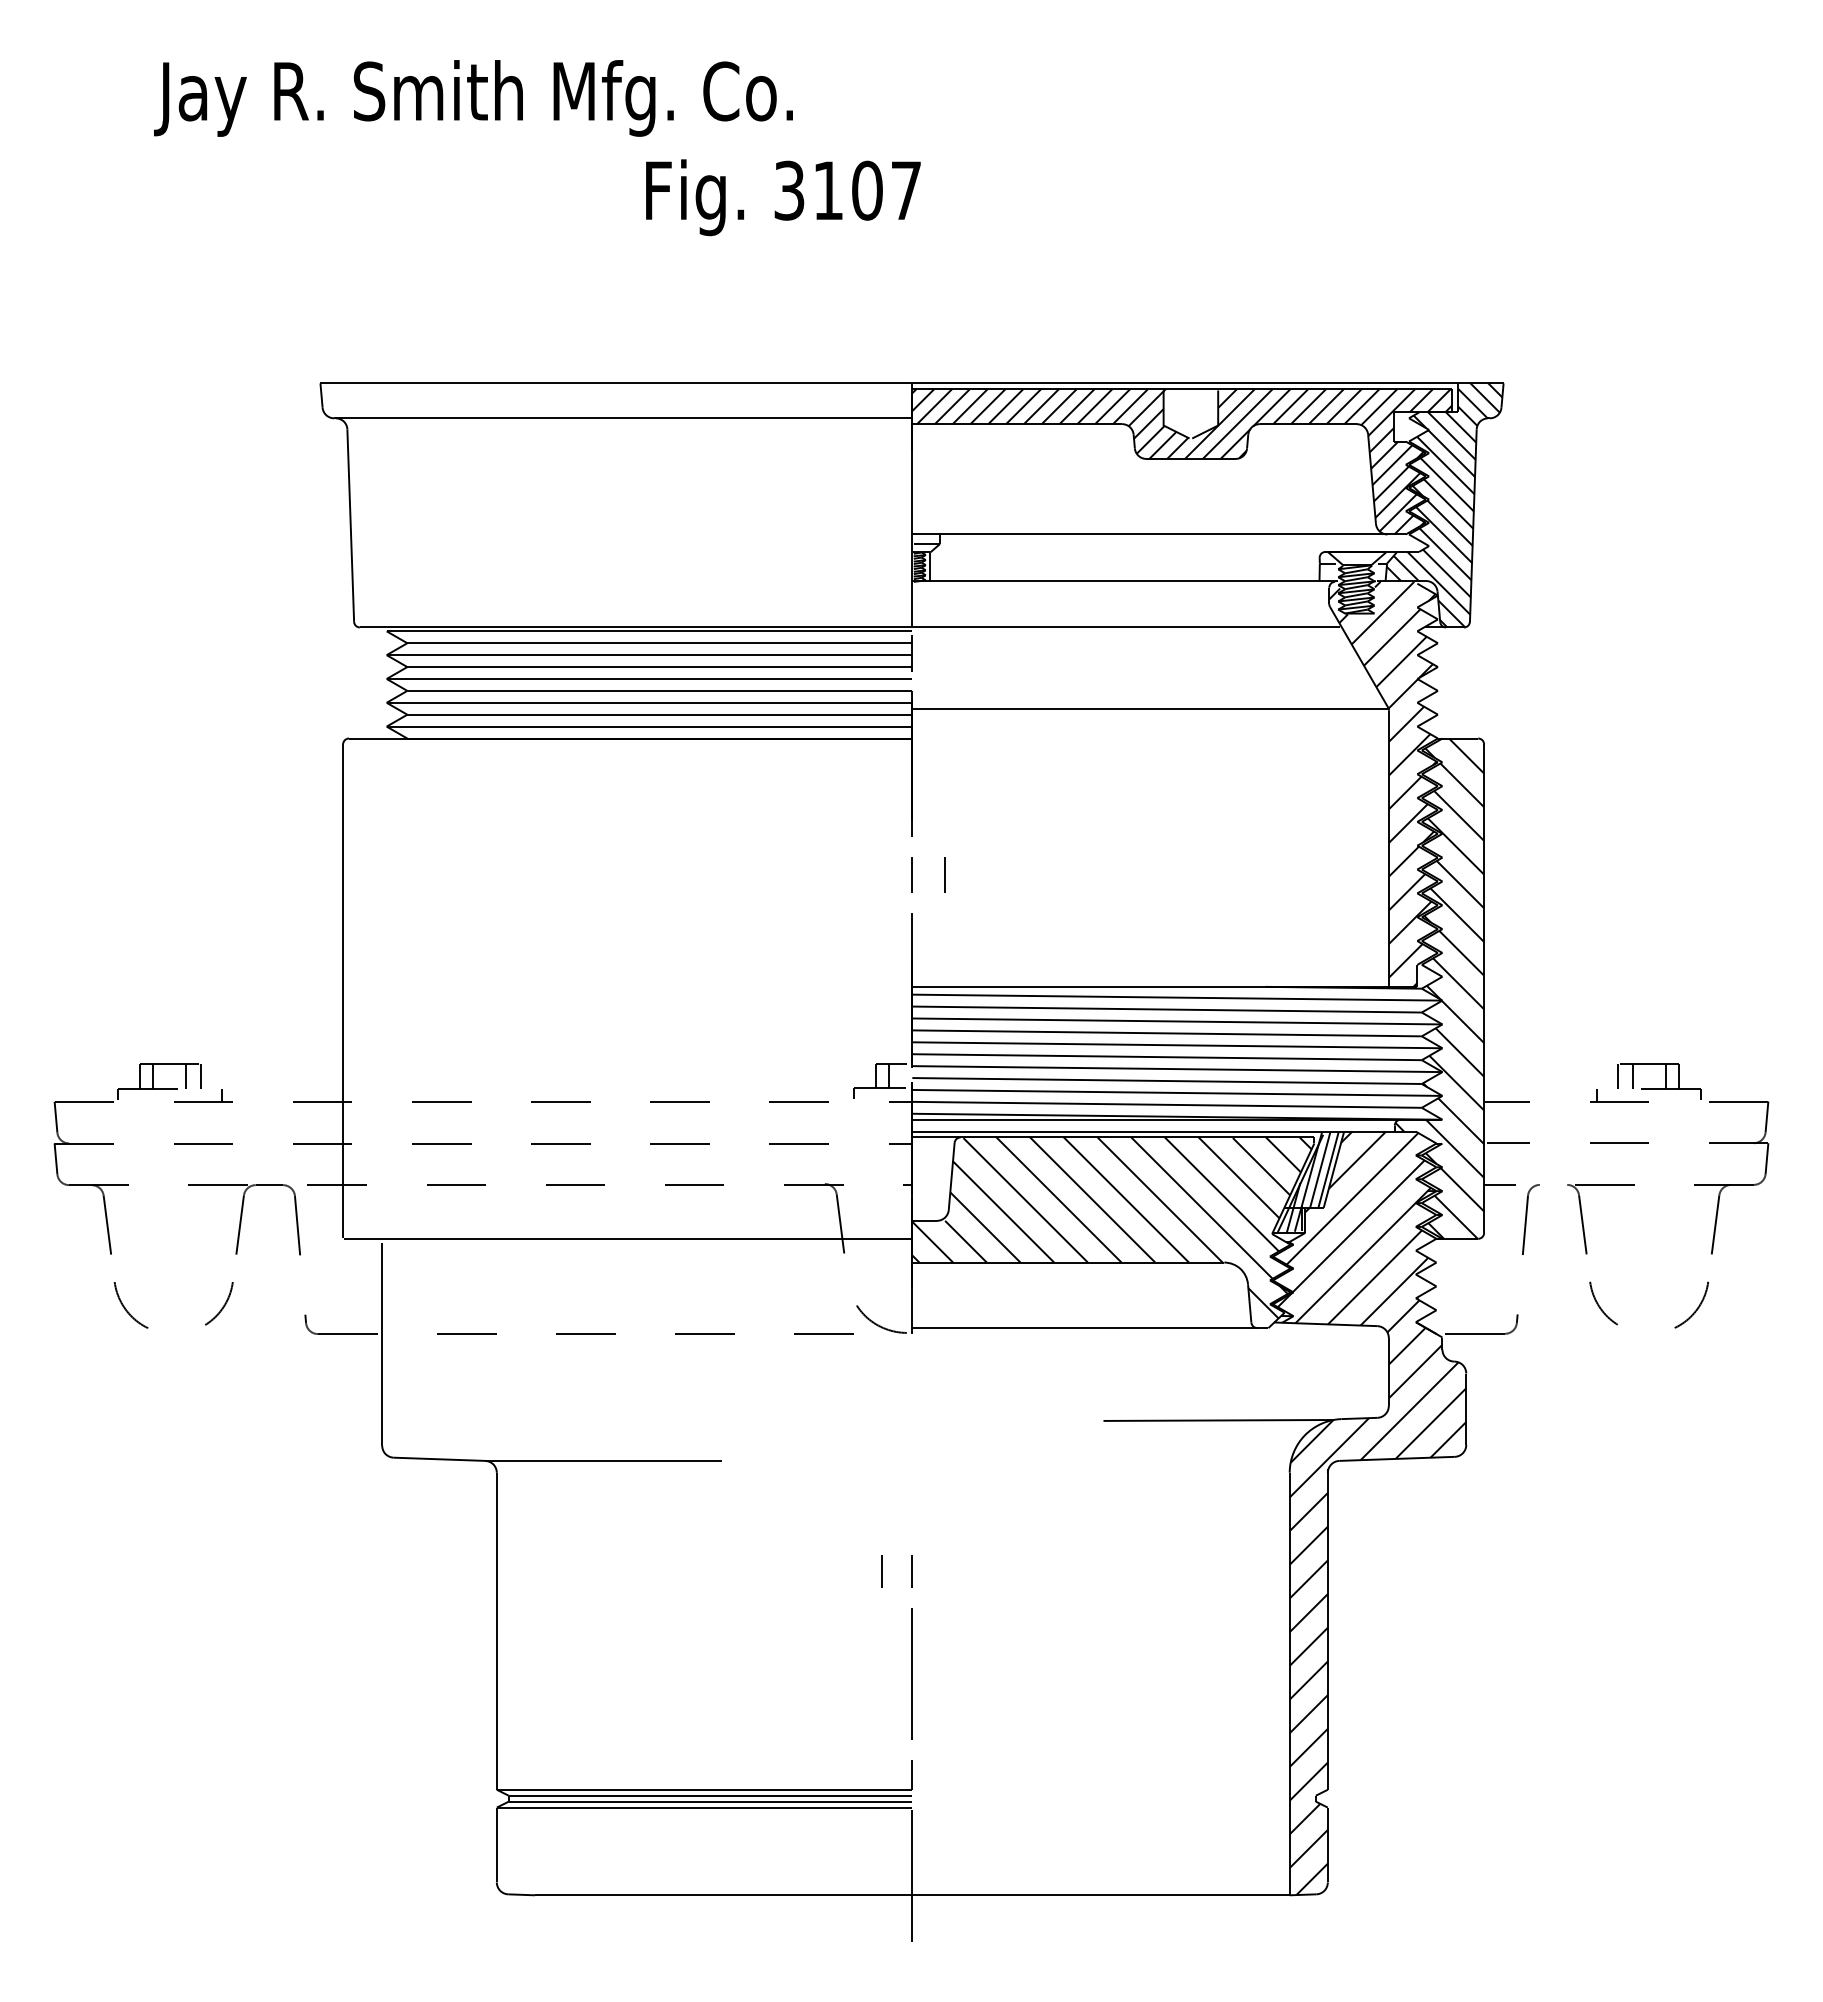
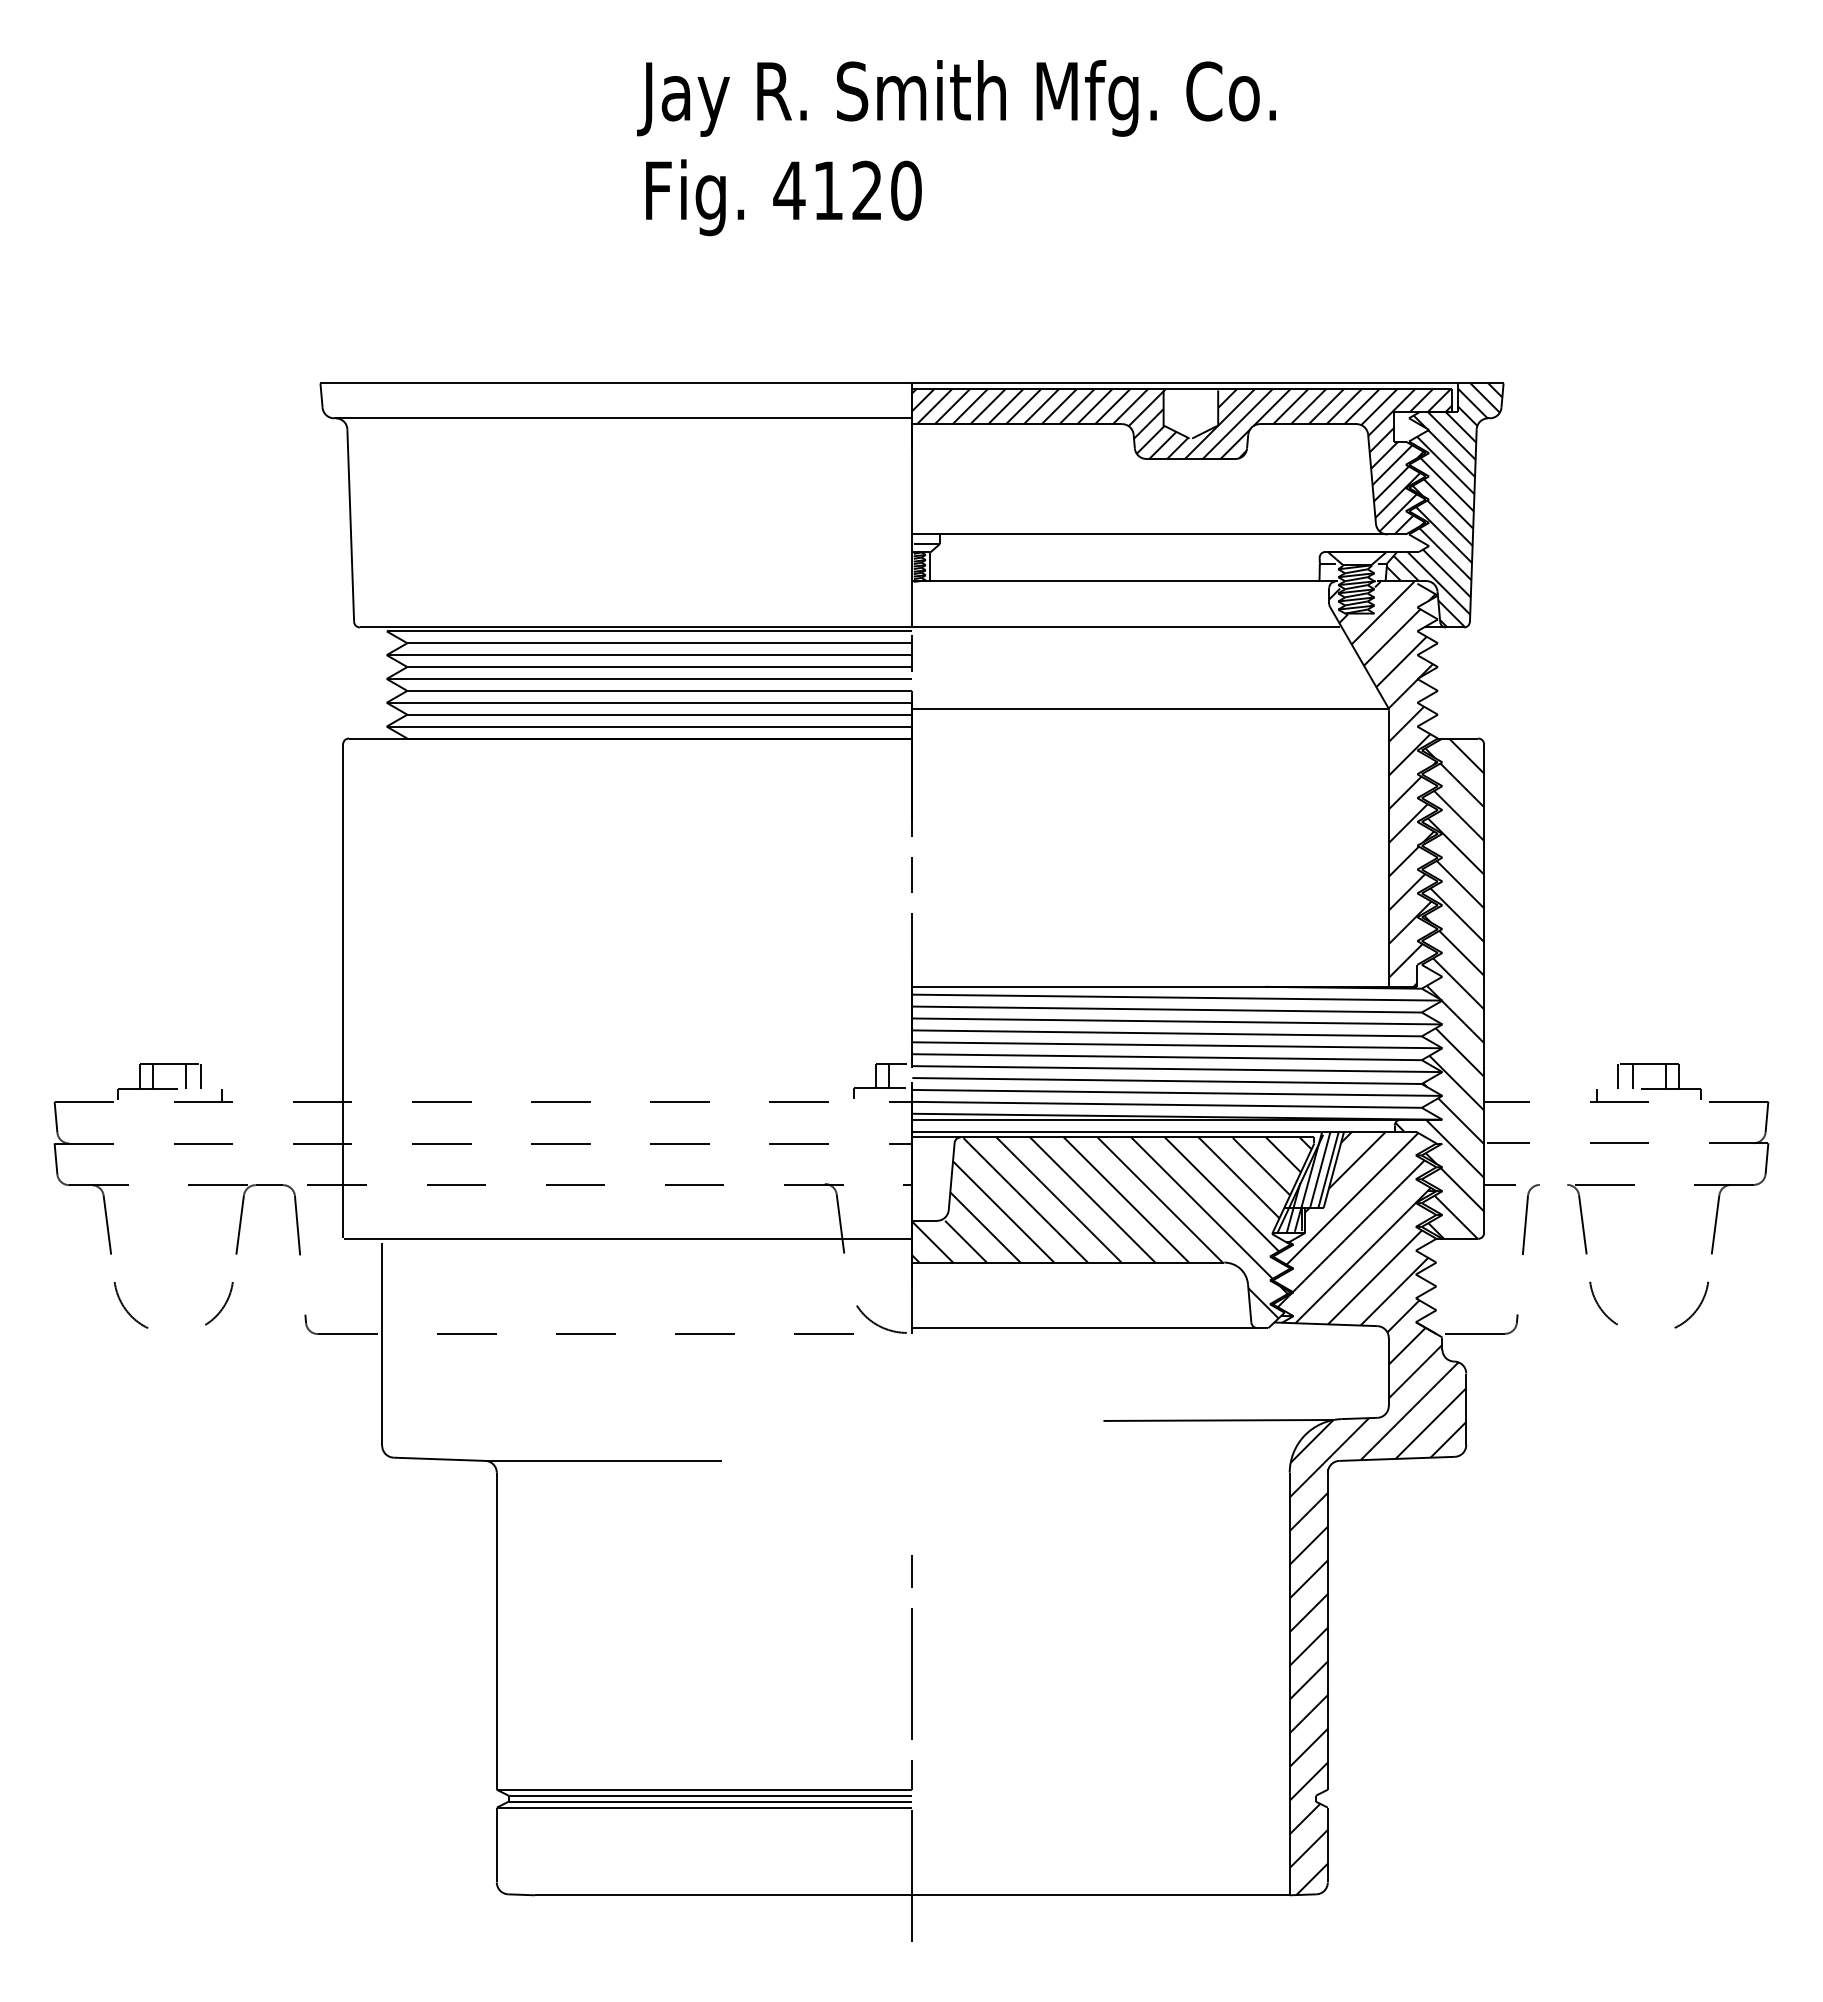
text position: (473, 98) -> (956, 98) (956, 98)
text: 3107 -> 4120 (847, 190)
line: present -> none (944, 874)
line: present -> none (881, 1571)
